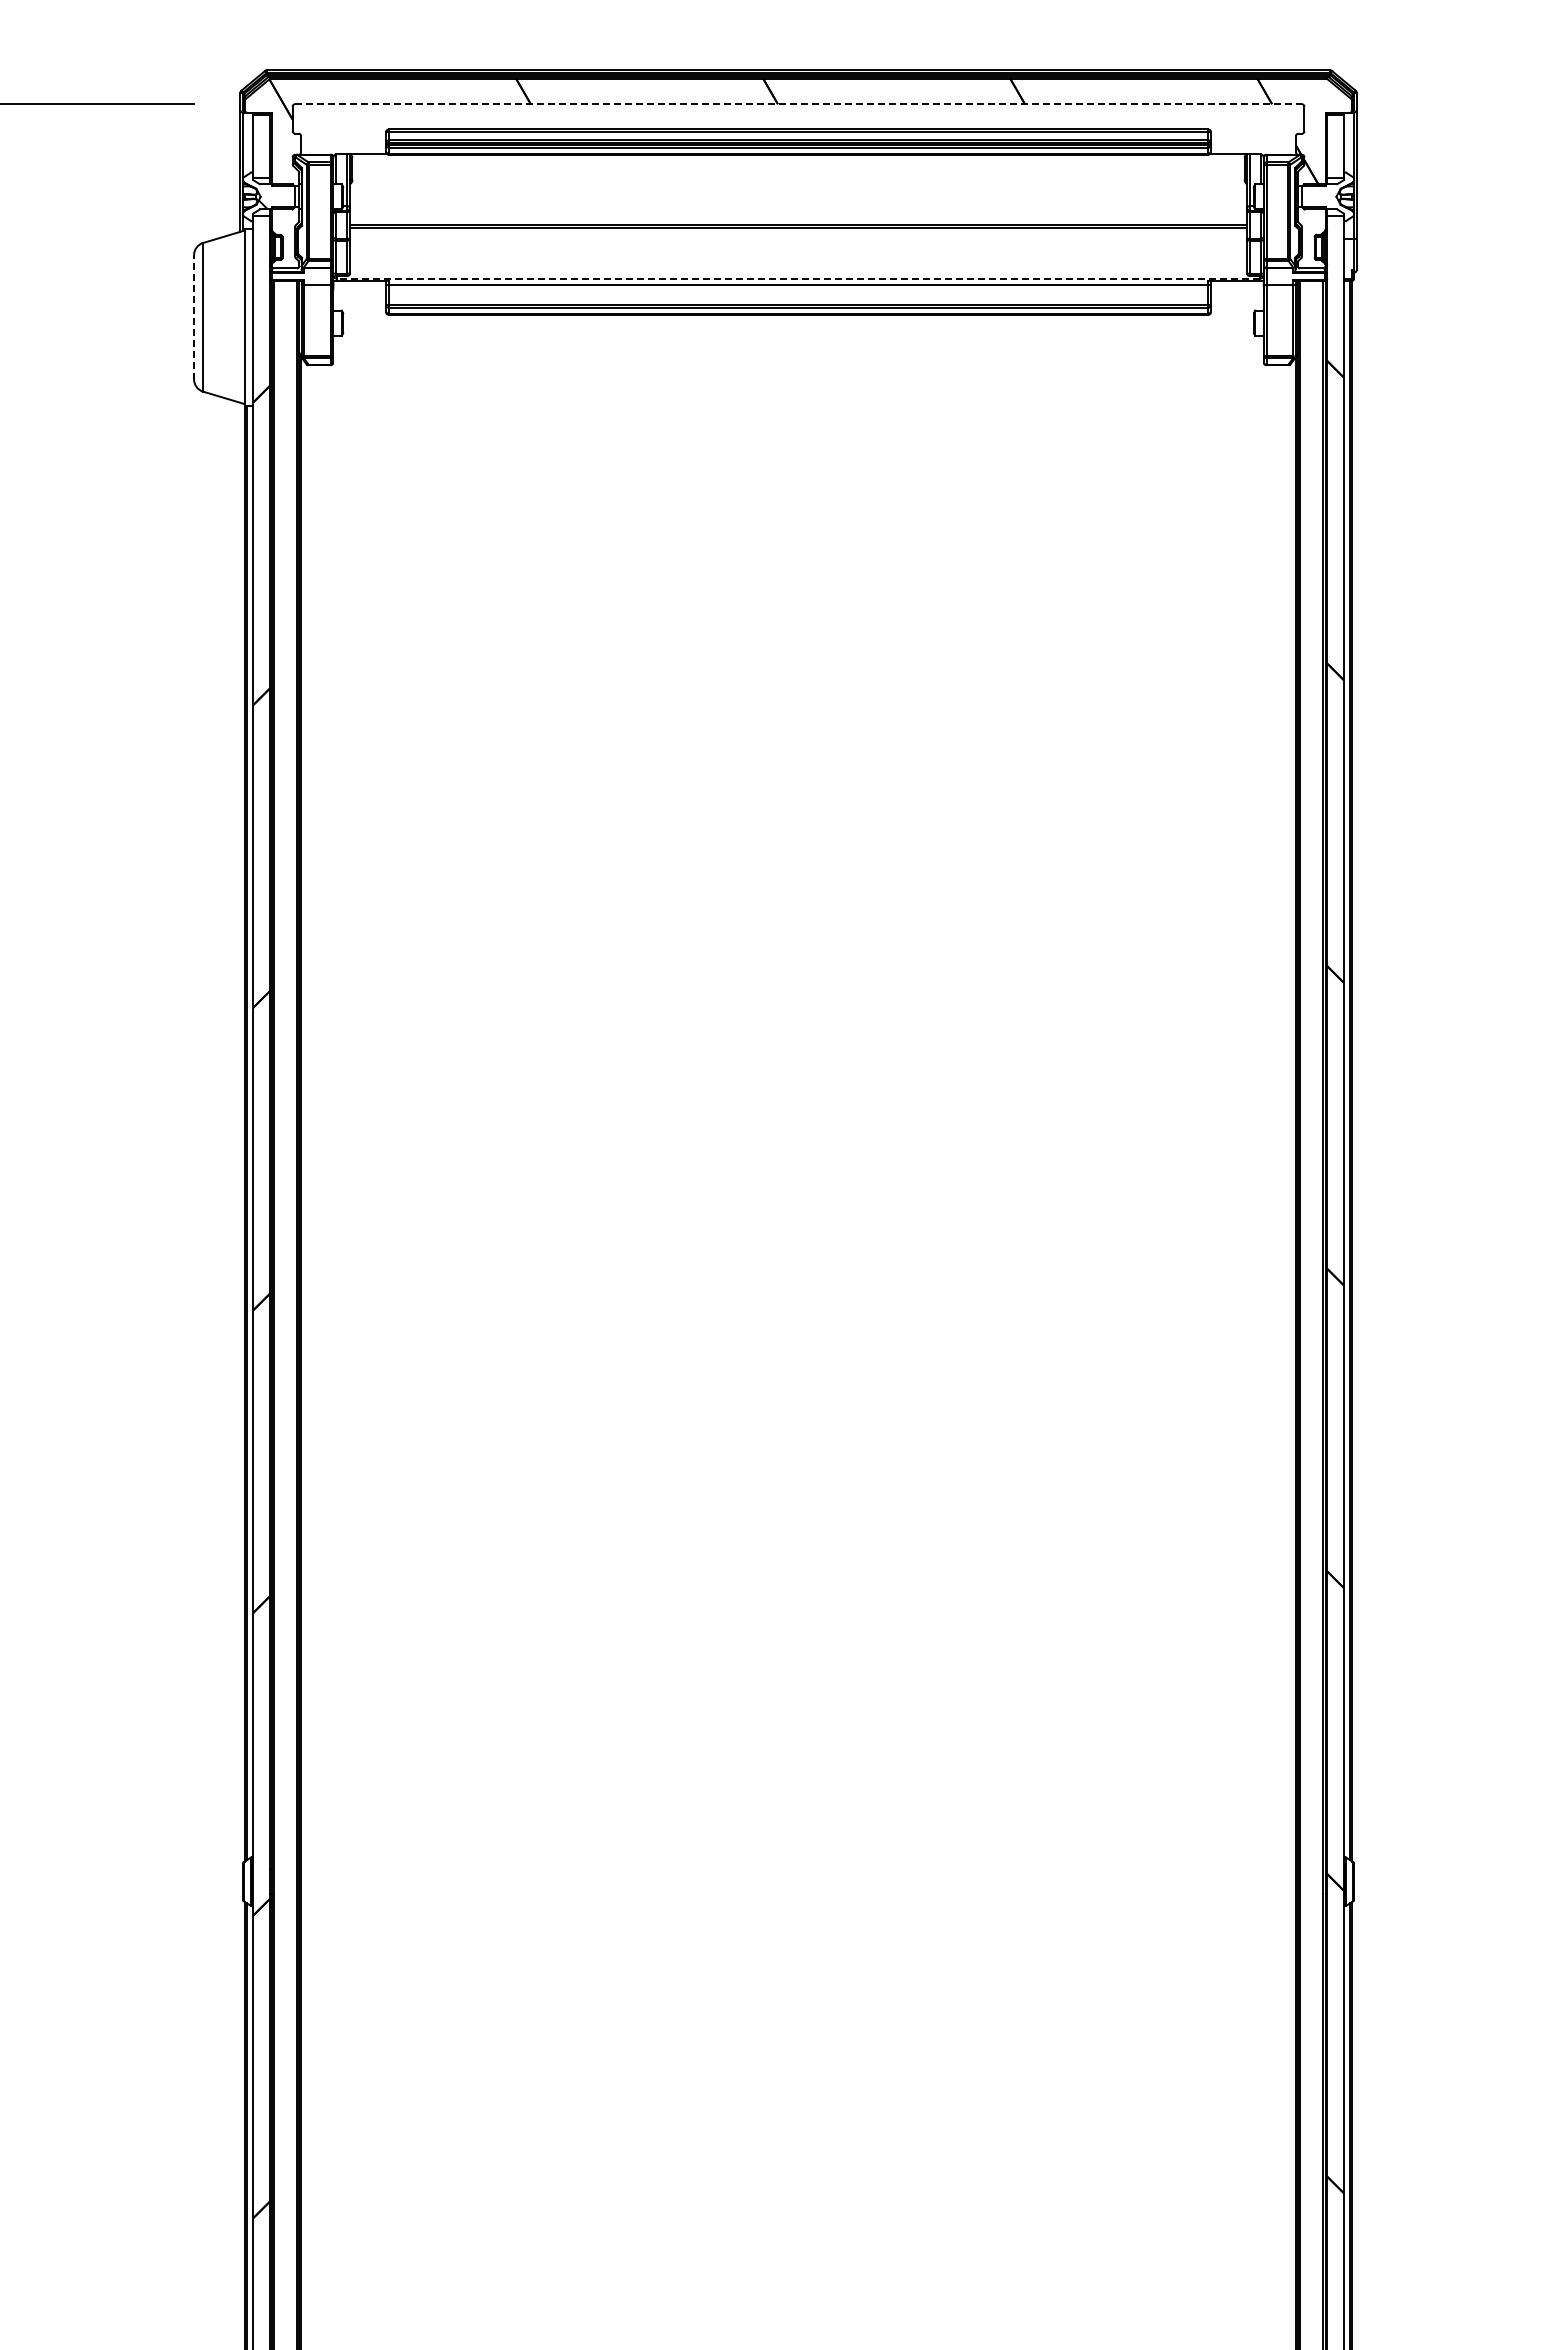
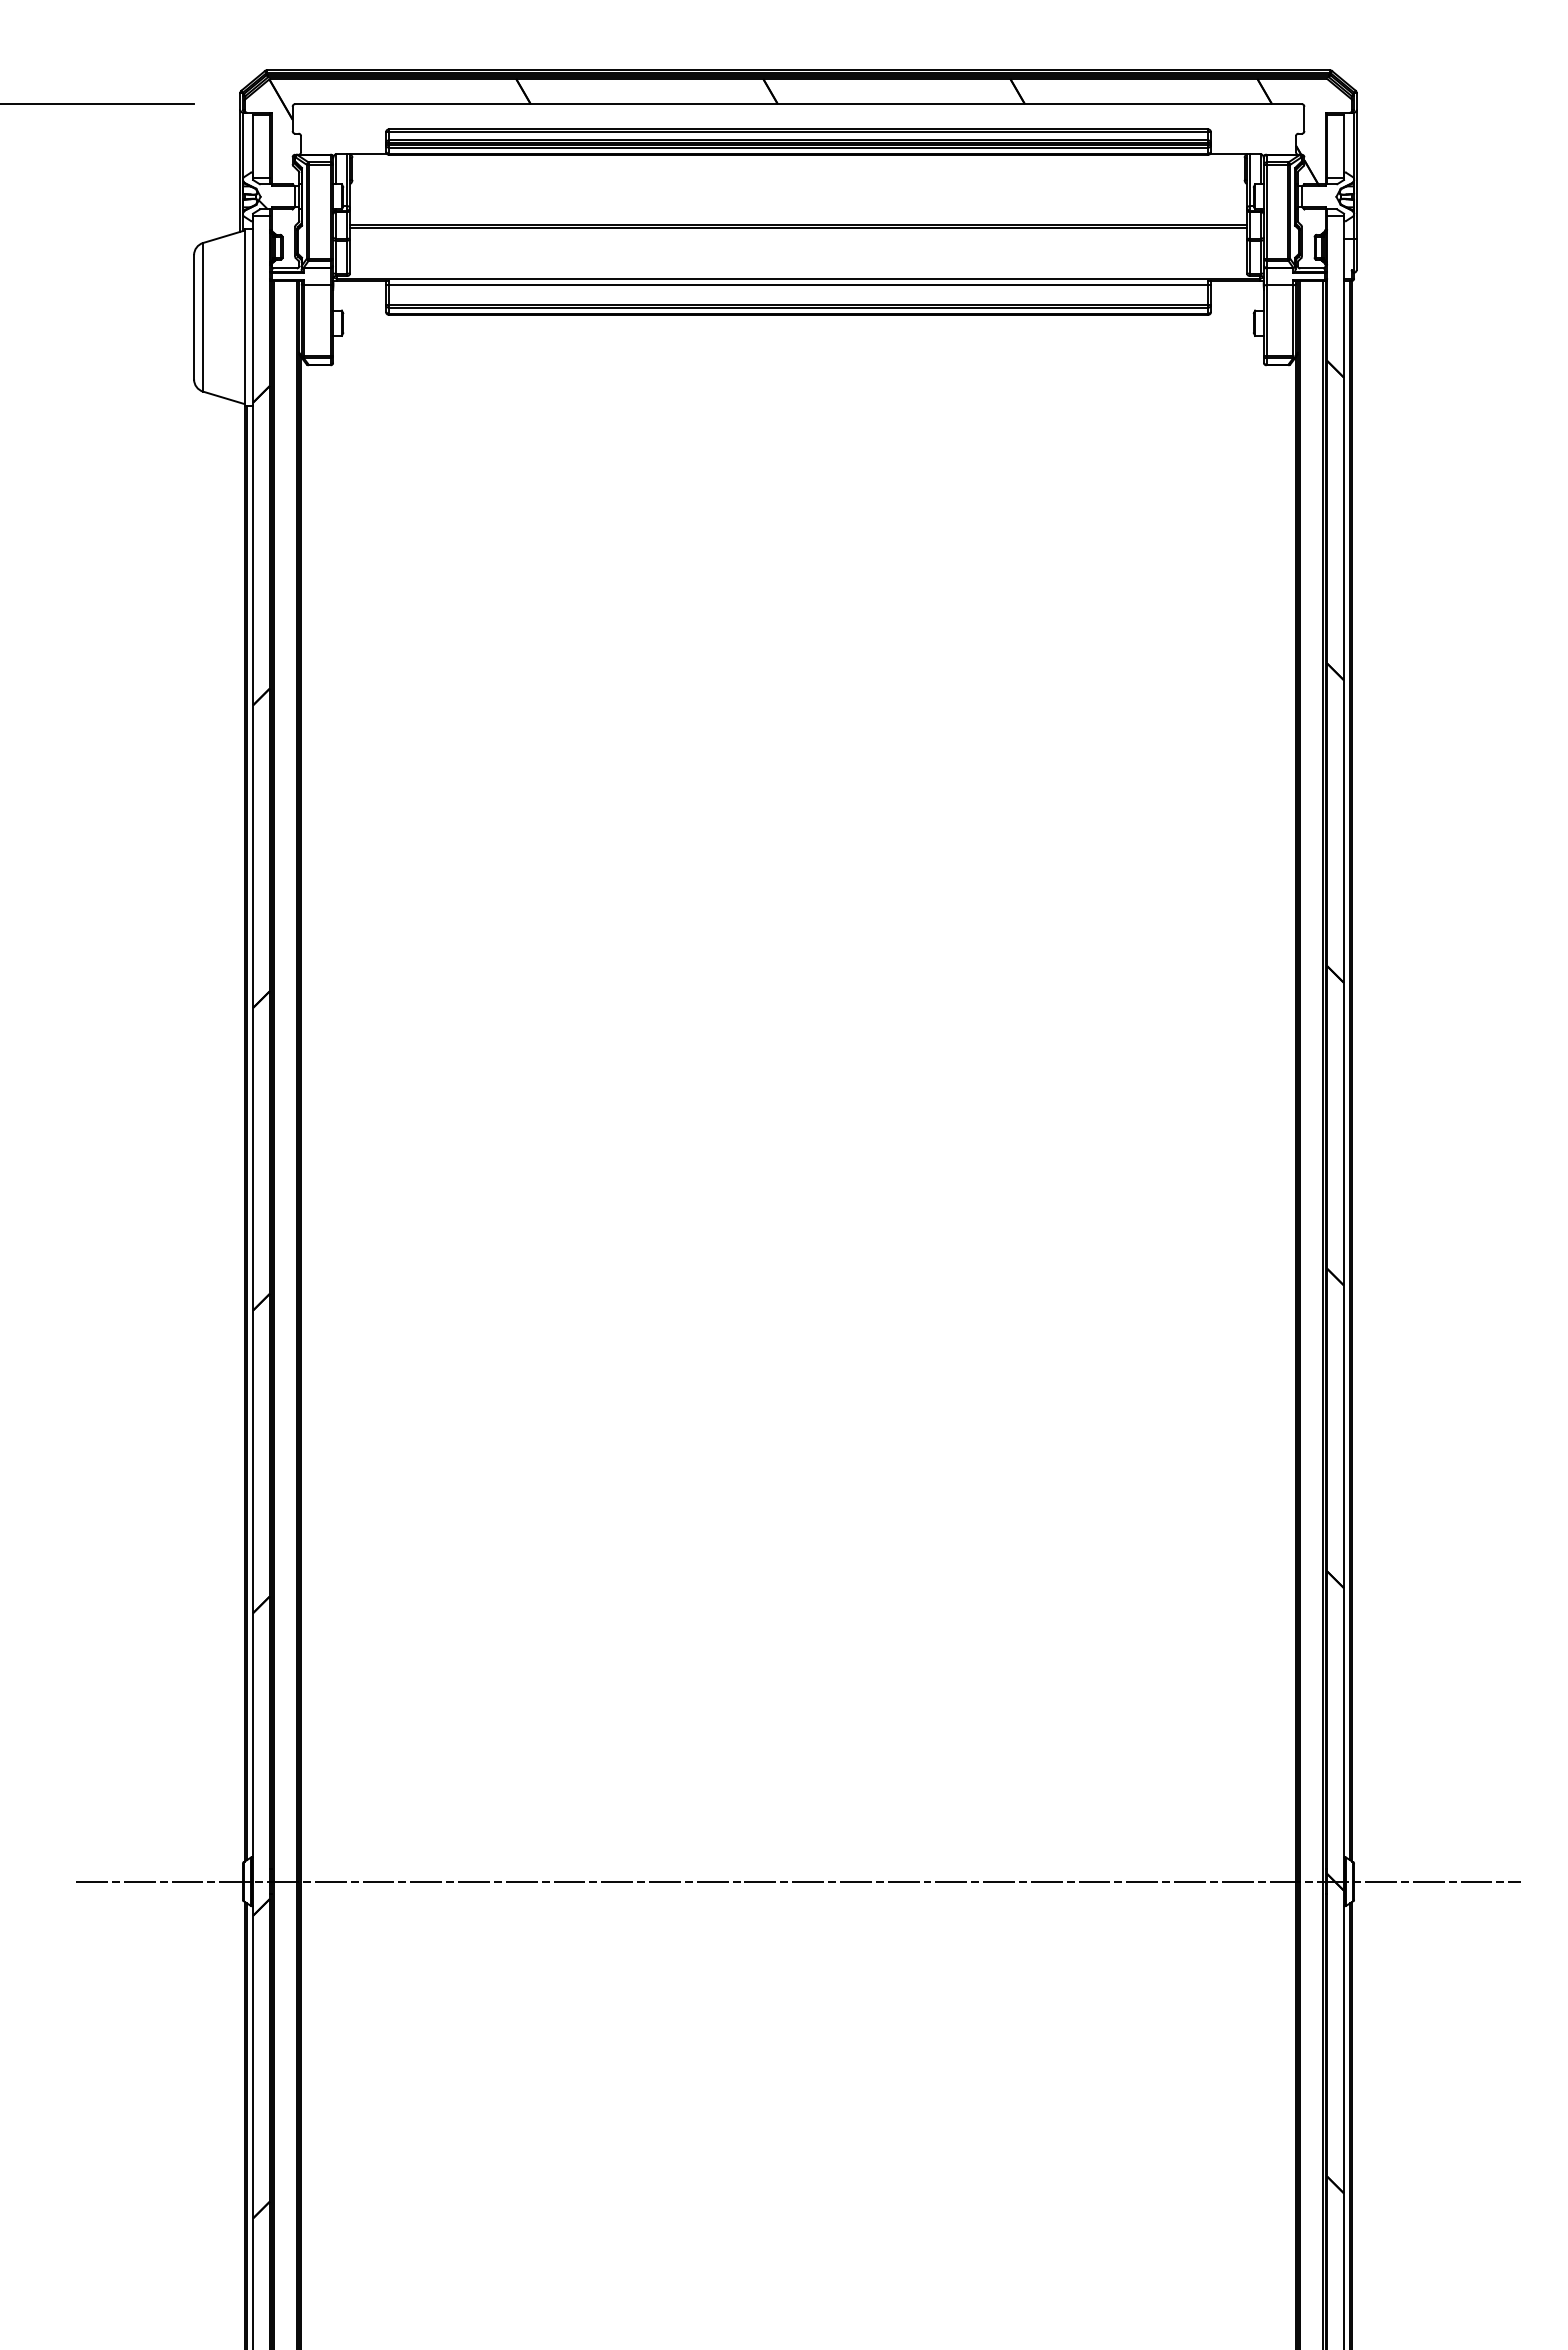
line: dashed -> solid (799, 104)
line: dashed -> solid (798, 278)
line: dashed -> solid (194, 316)
line: none -> present (798, 1881)
